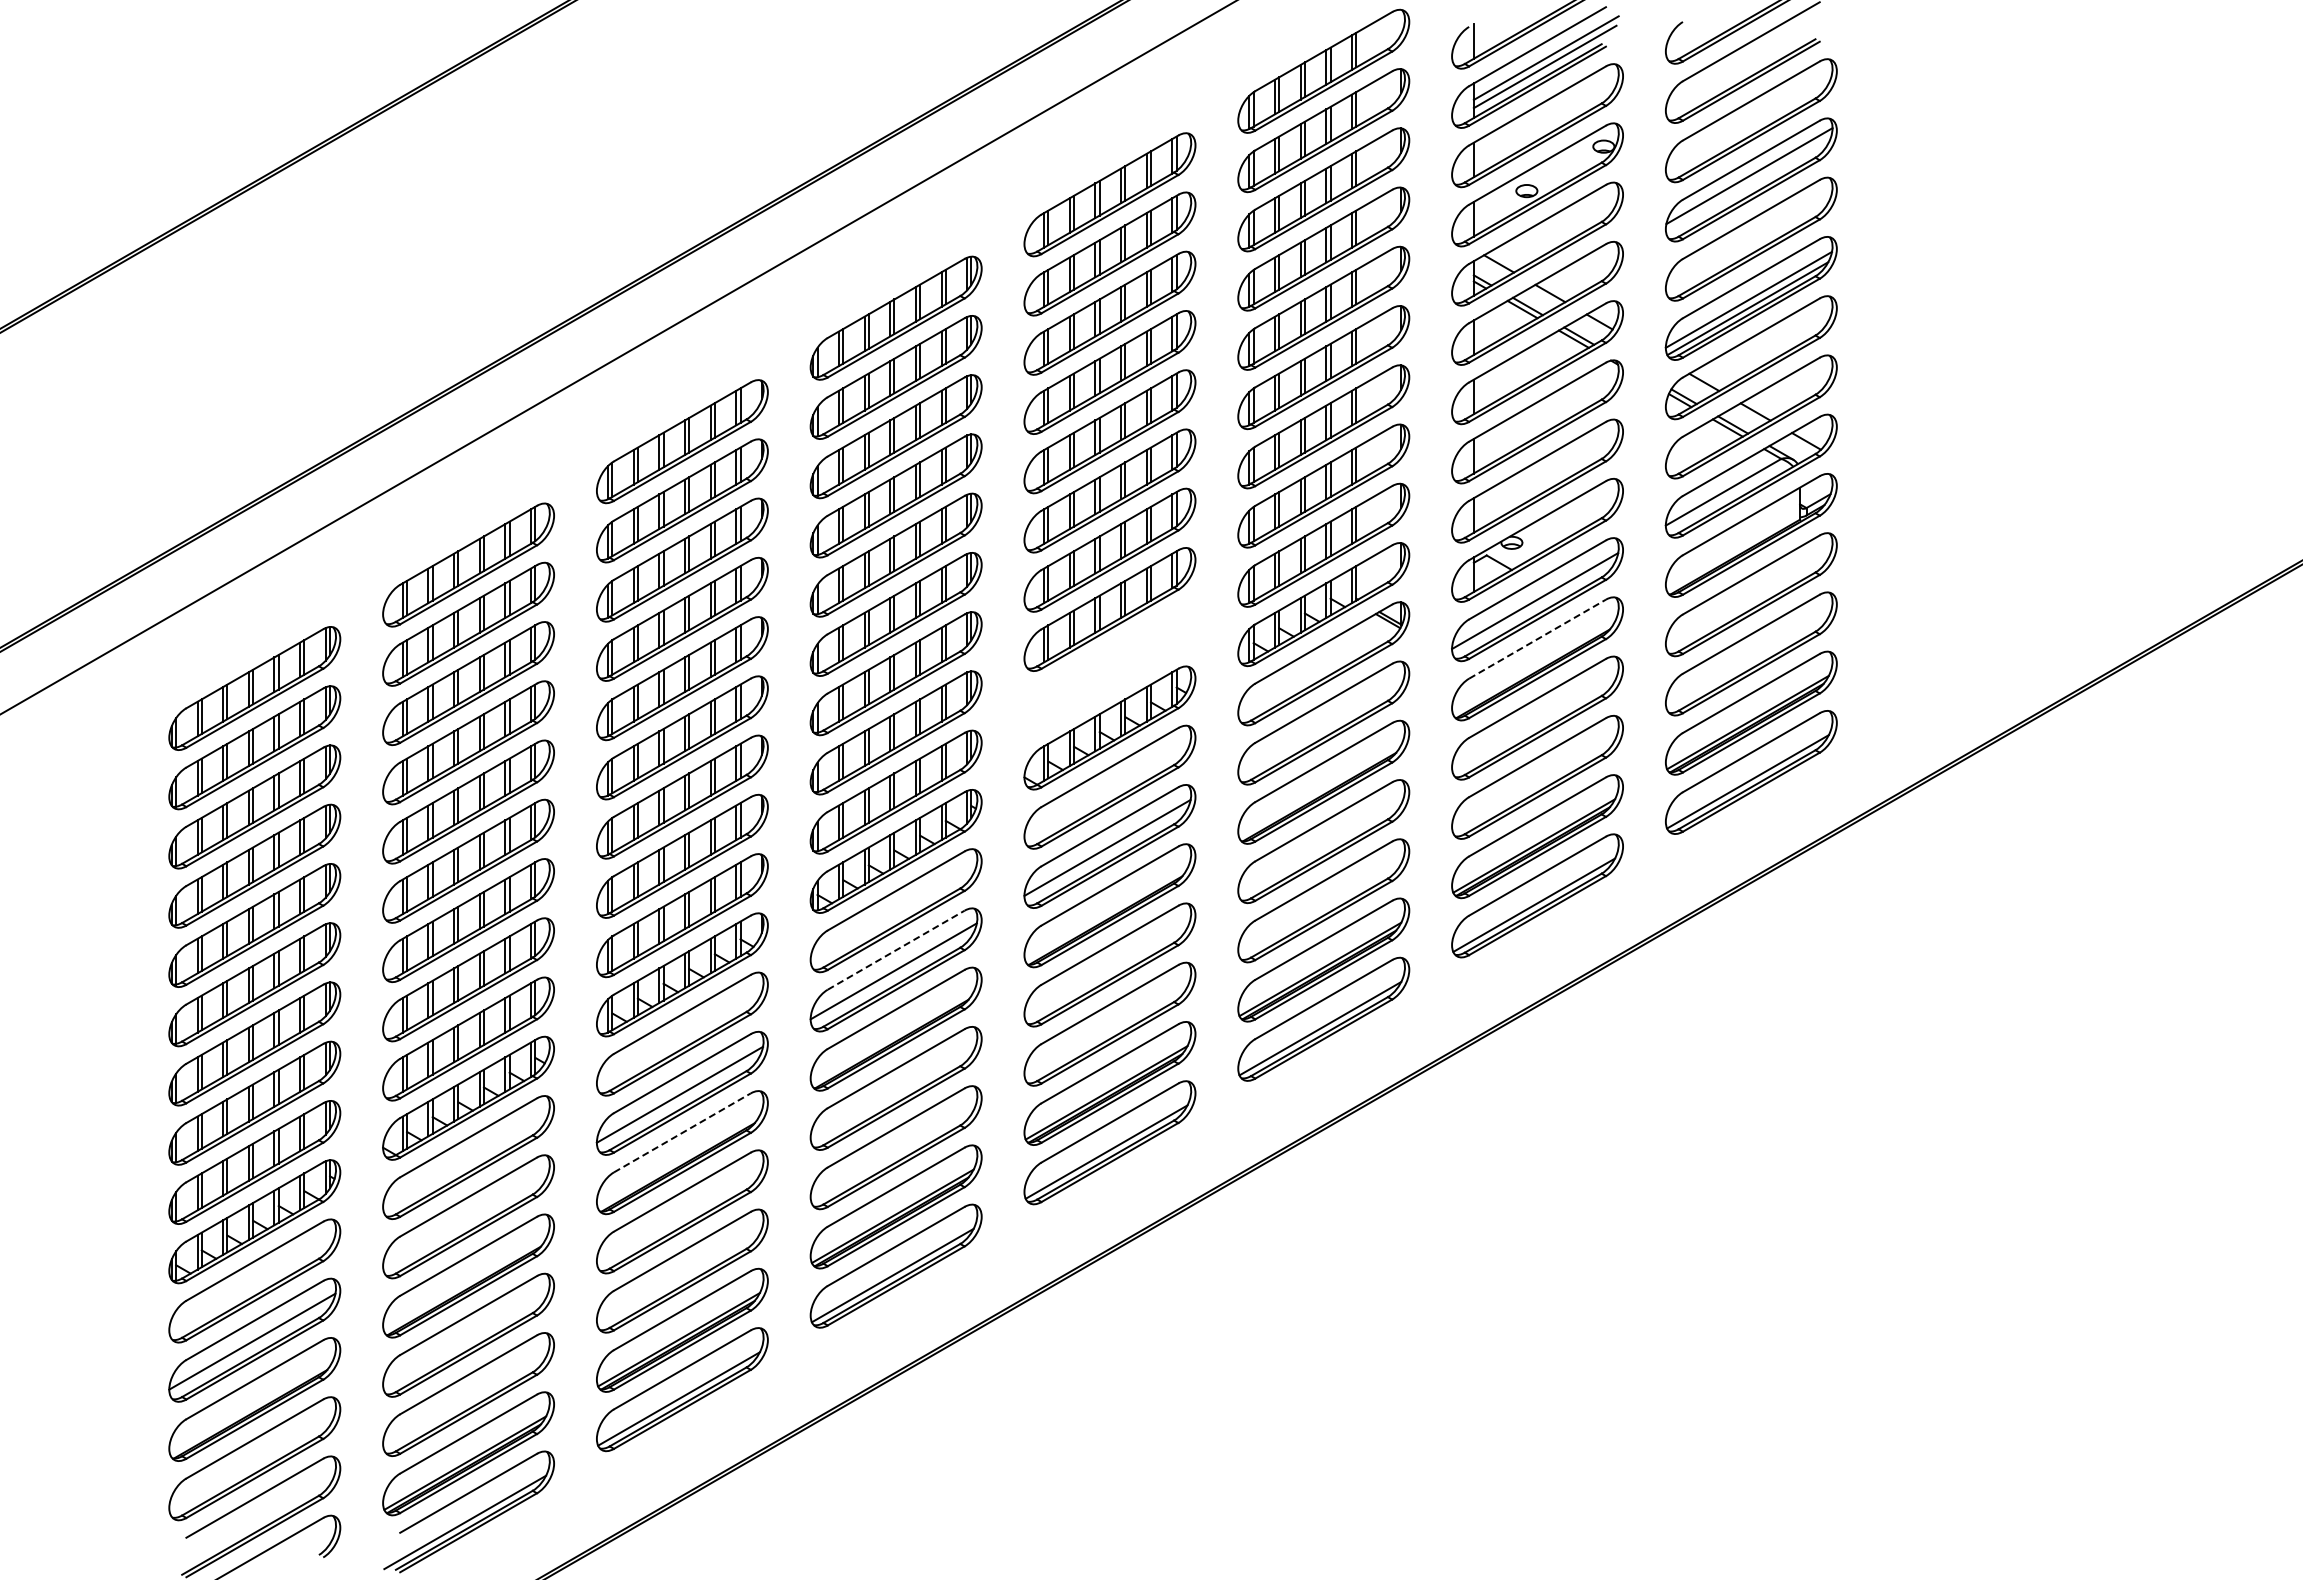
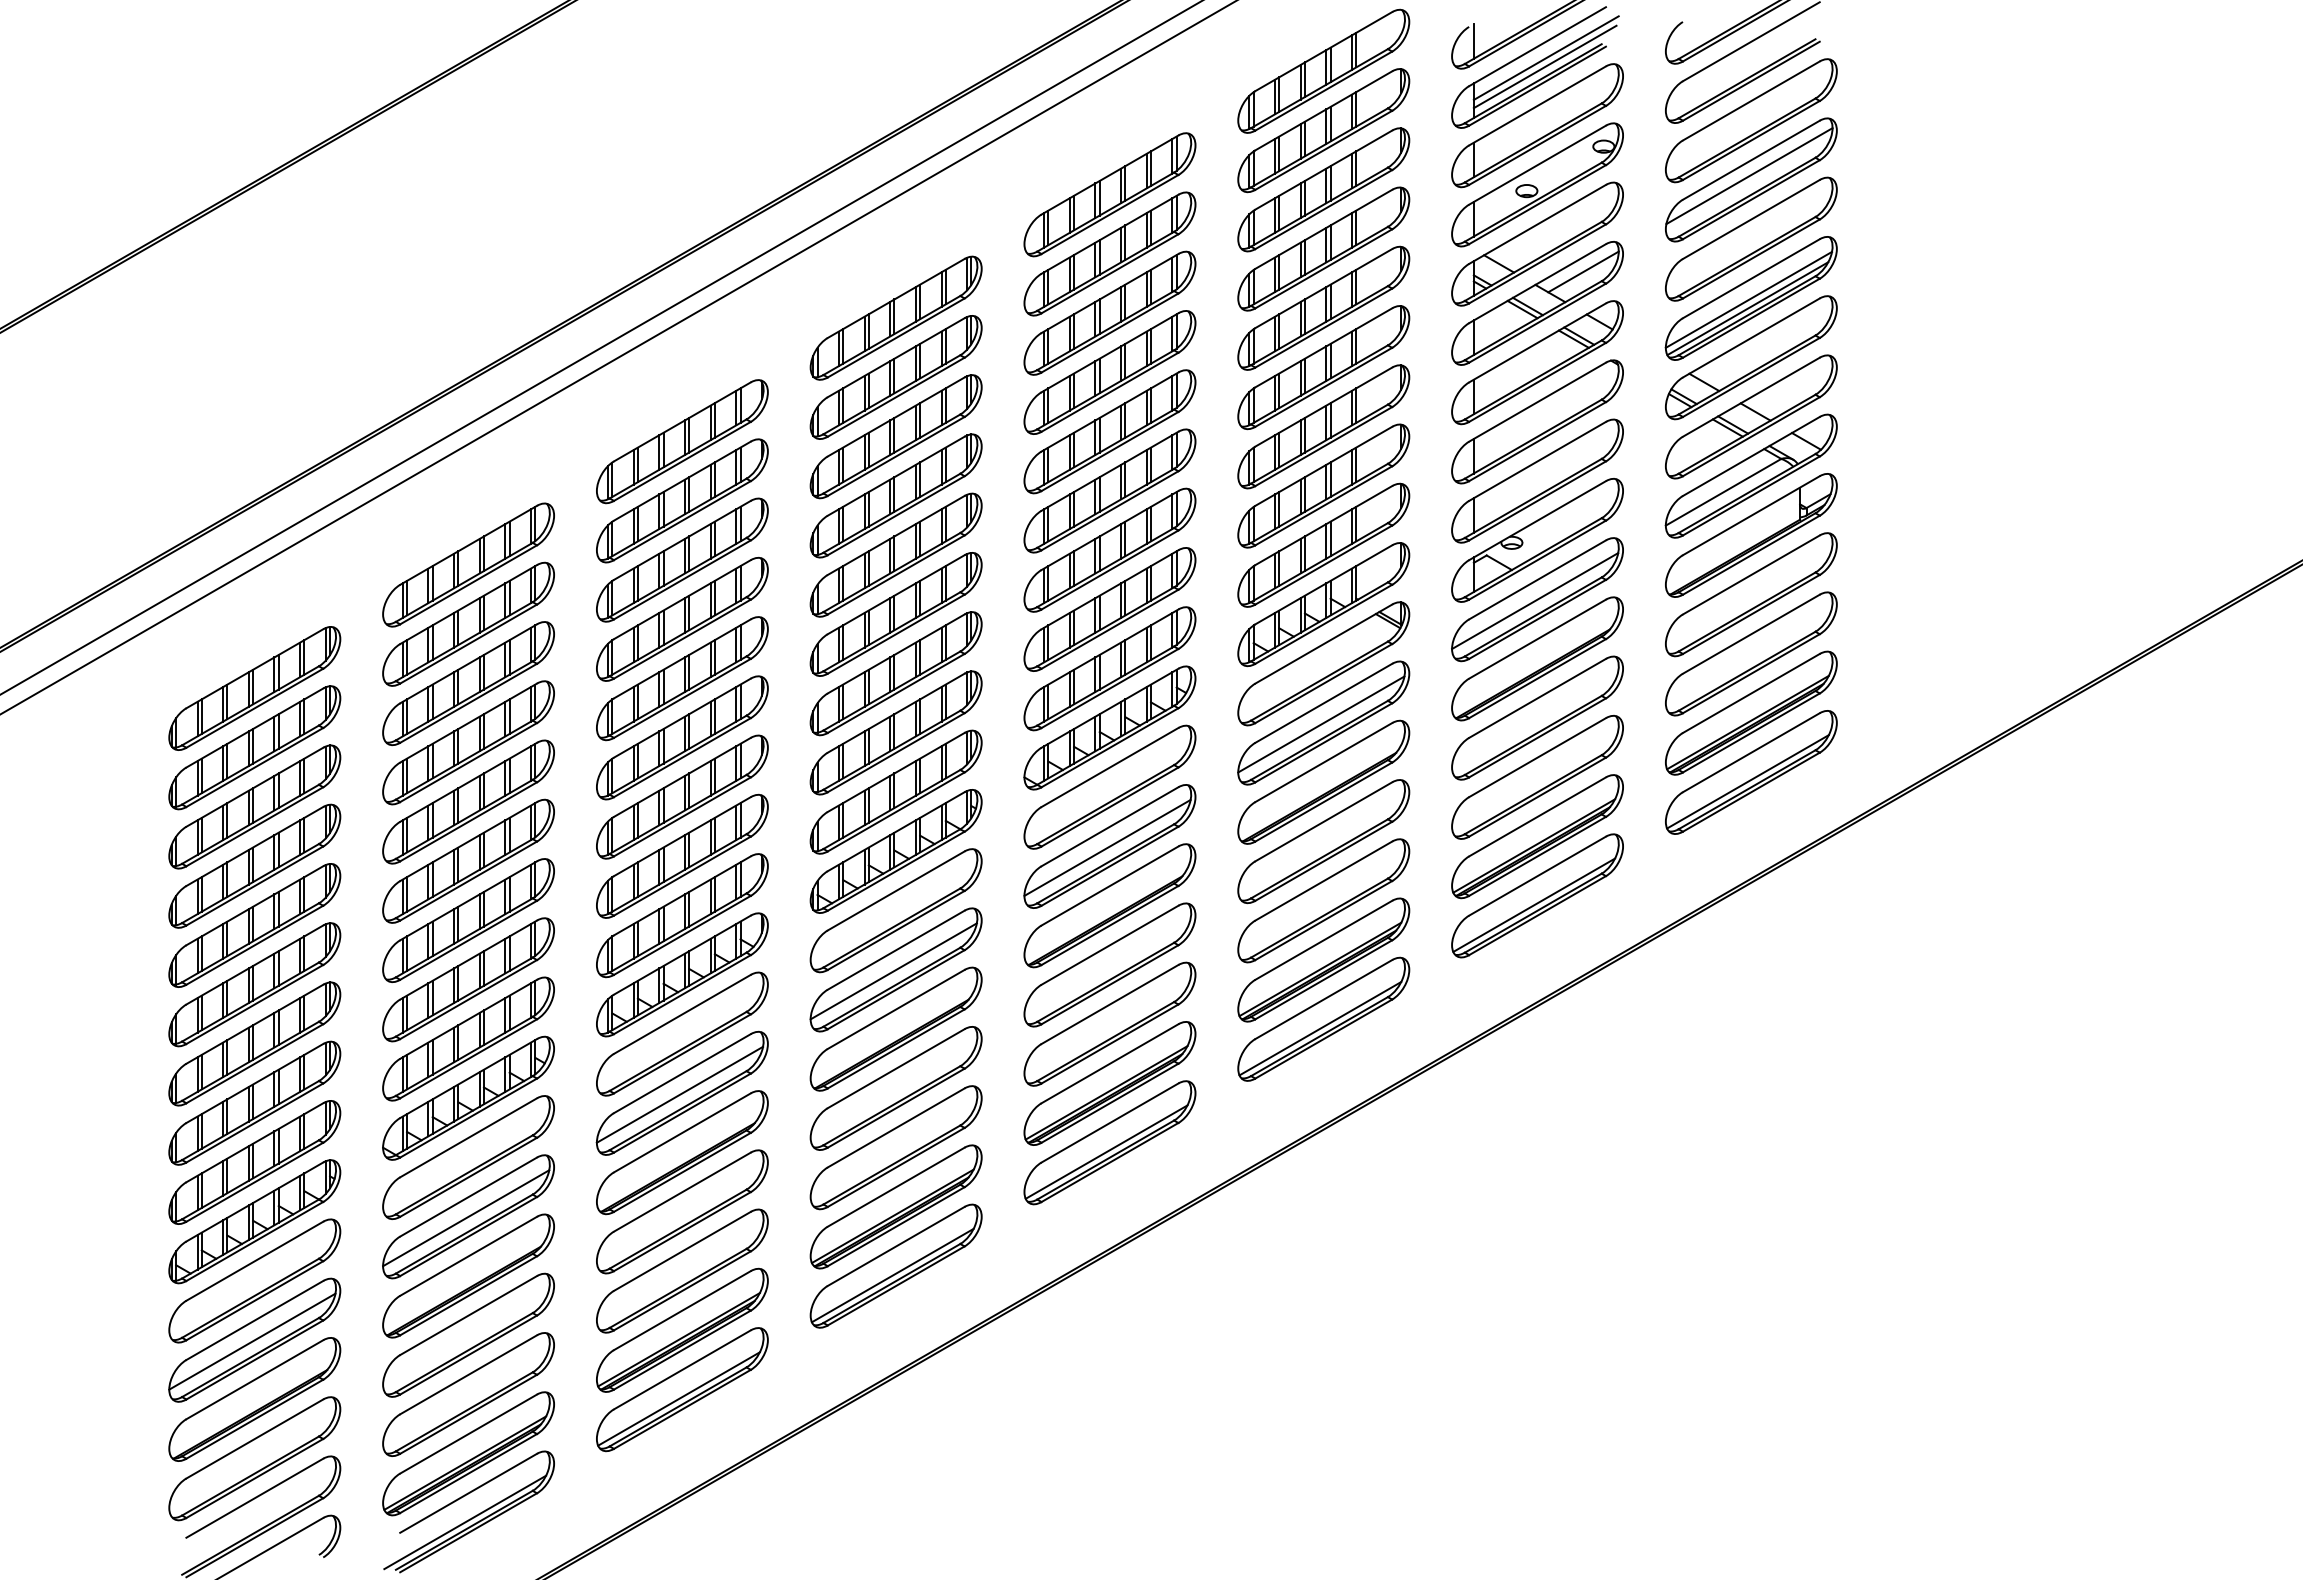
line: none -> present (1583, 271)
line: none -> present (600, 347)
line: dashed -> solid (1537, 639)
part: none -> present (1109, 668)
line: none -> present (1321, 724)
line: dashed -> solid (896, 950)
line: dashed -> solid (682, 1132)
line: none -> present (466, 1218)
